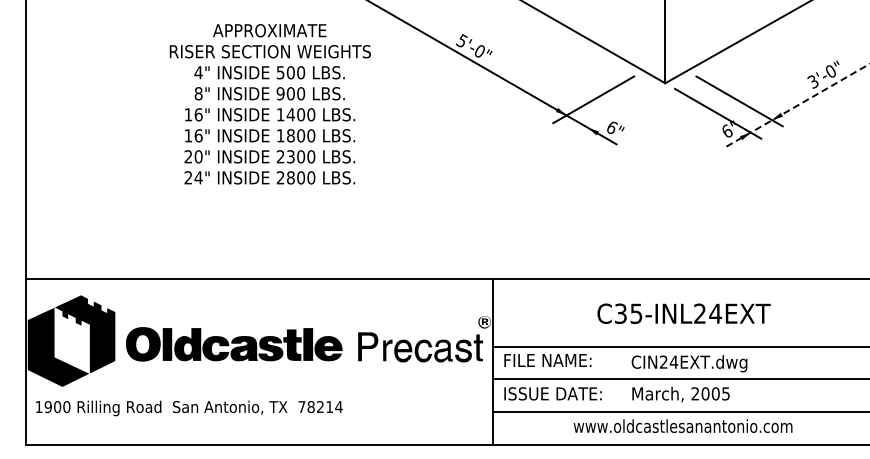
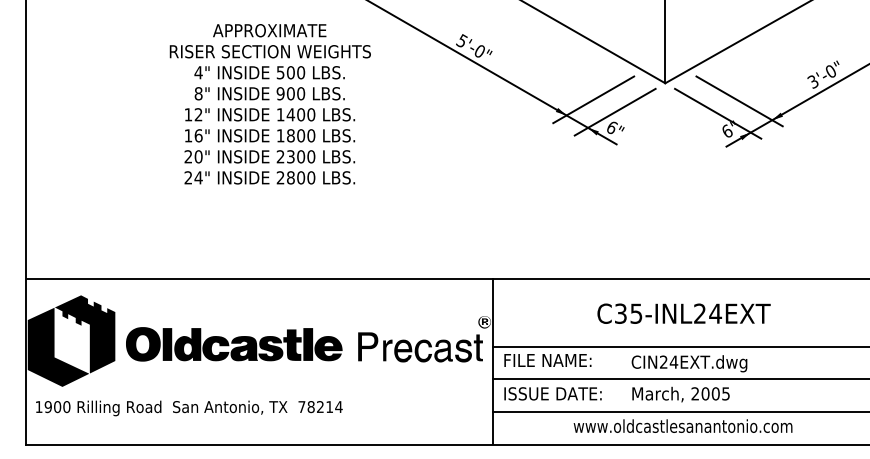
line: dashed -> solid (798, 105)
line: none -> present (614, 111)
text: 16" -> 12" (198, 114)
